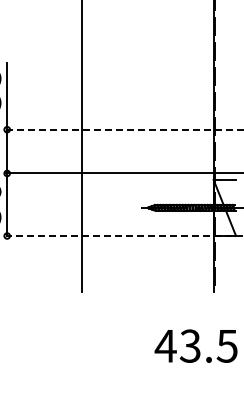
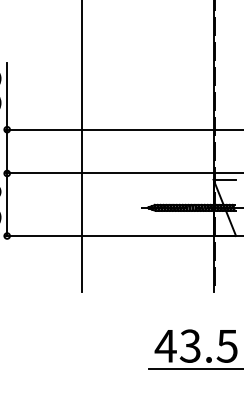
line: dashed -> solid (124, 129)
line: dashed -> solid (124, 236)
line: none -> present (194, 368)
